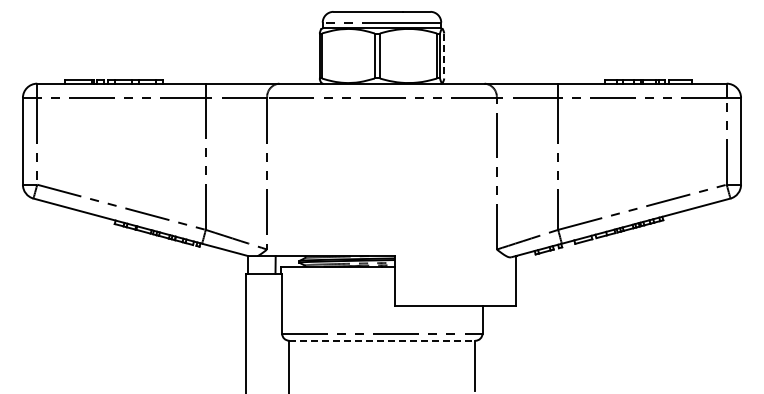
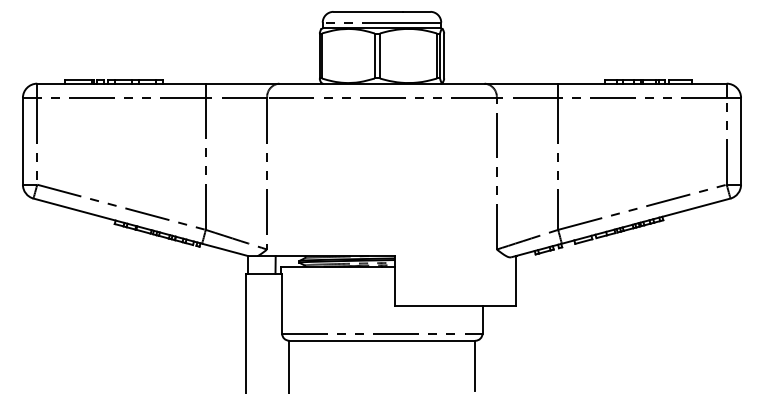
line: dashed -> solid (444, 56)
line: dashed -> solid (382, 340)
